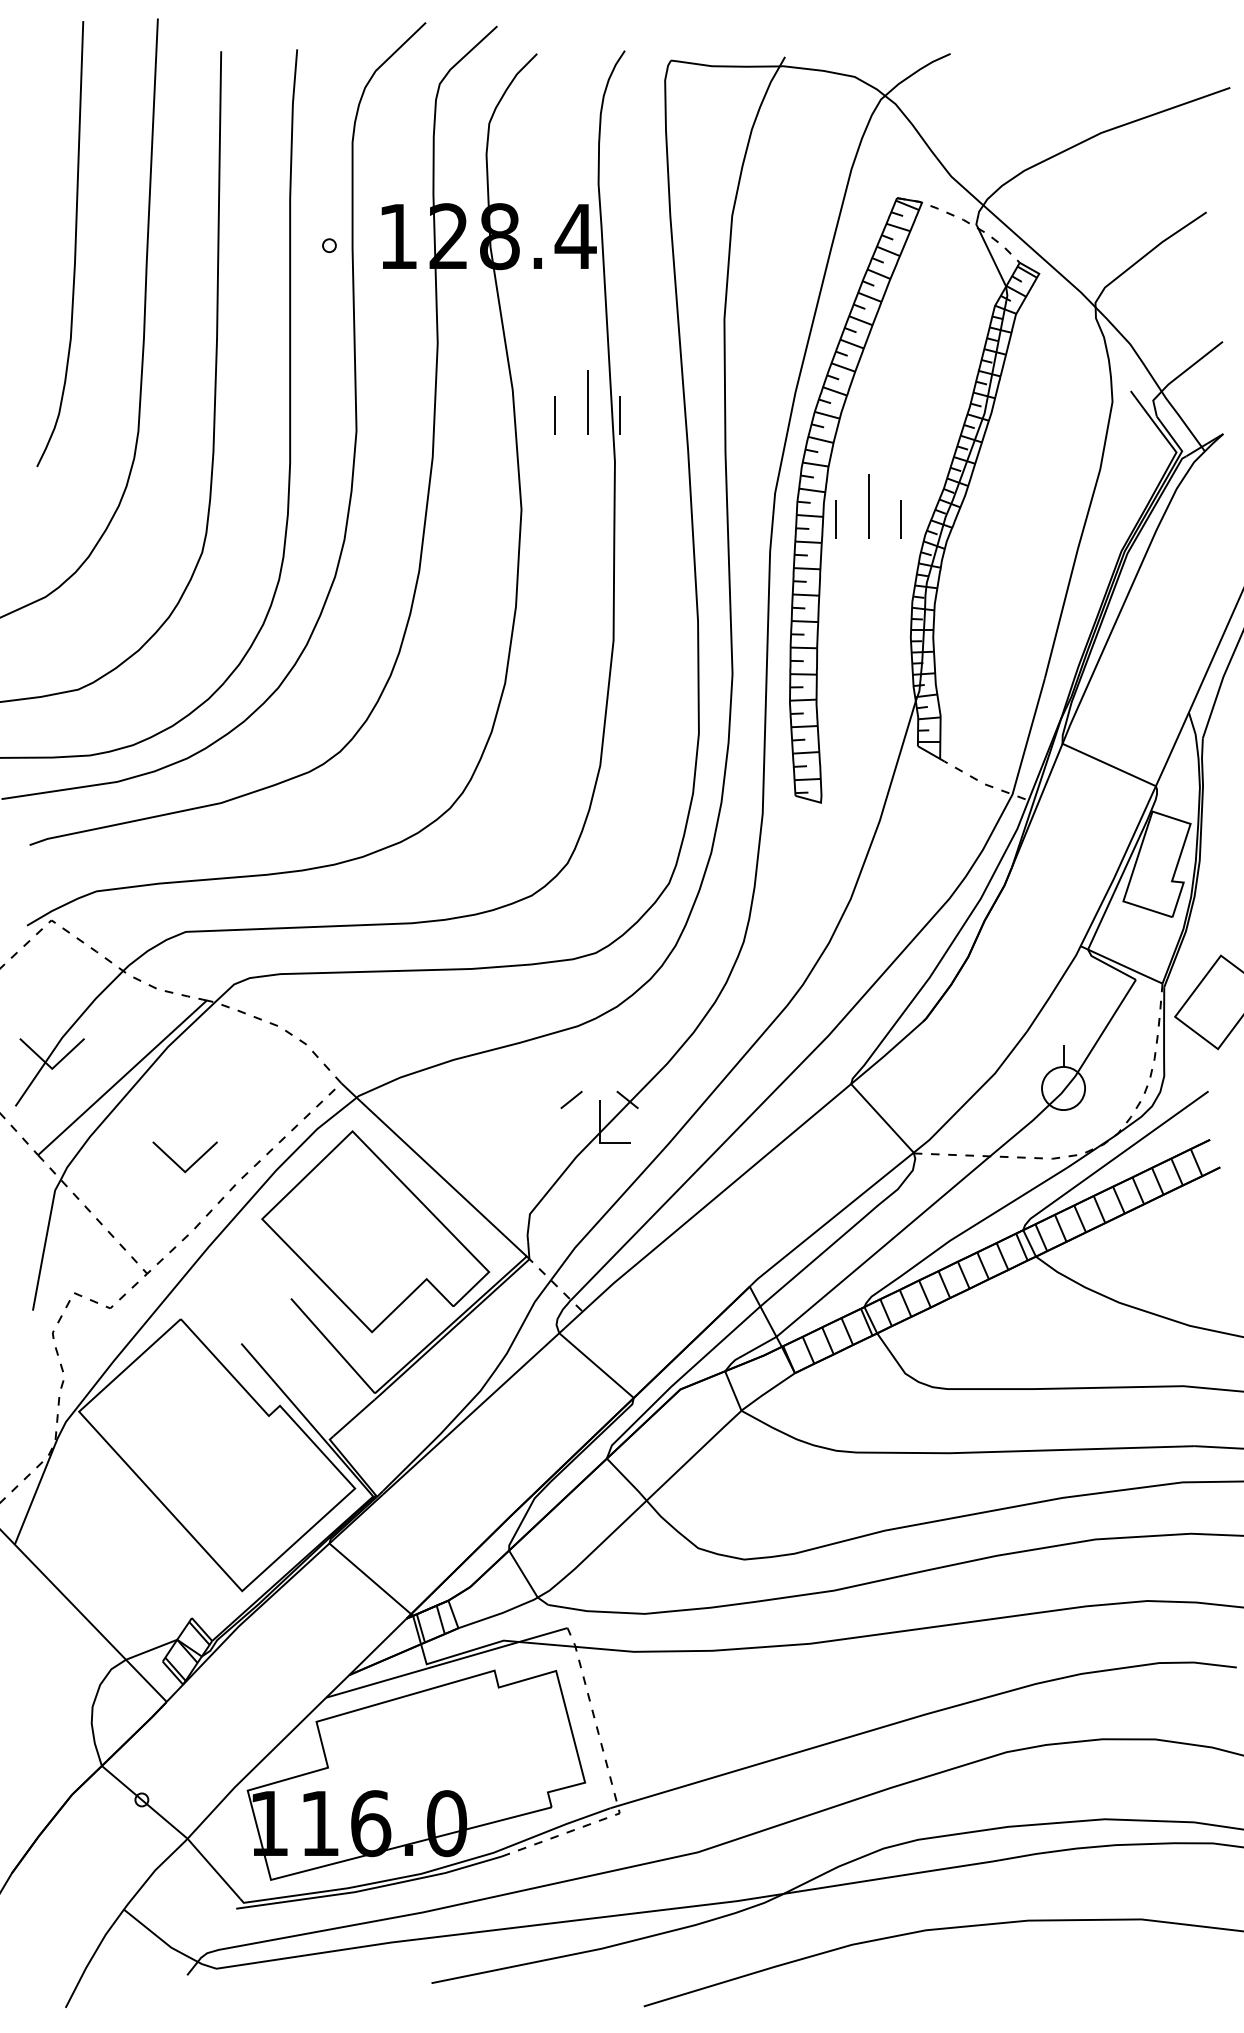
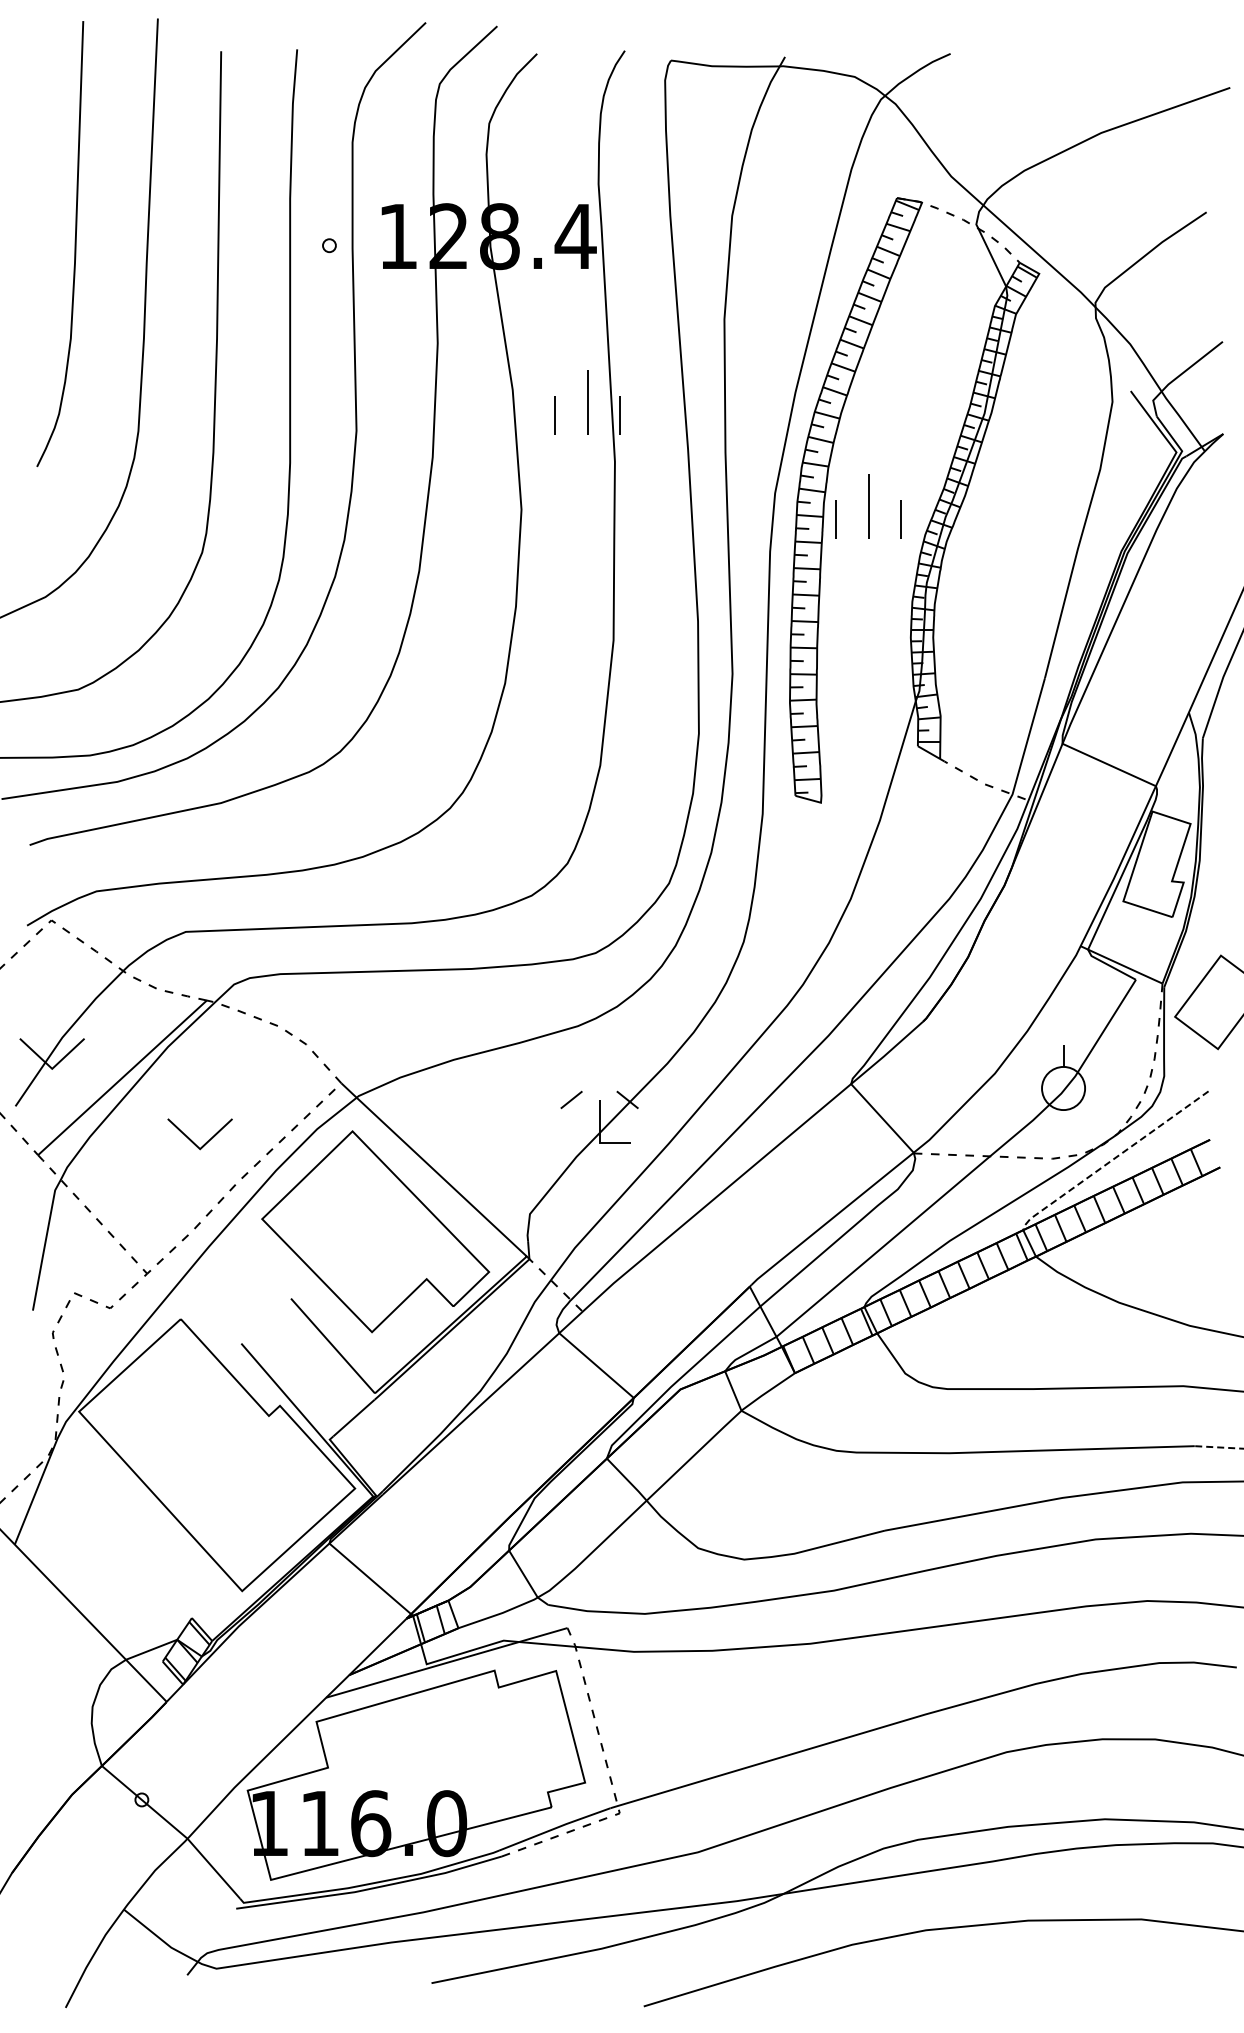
line: solid -> dashed (1112, 1160)
part position: (177, 1163) -> (192, 1140) (192, 1140)
line: solid -> dashed (1218, 1447)
